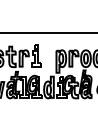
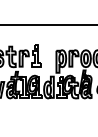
line position: (48, 33) -> (48, 25) (48, 25)
